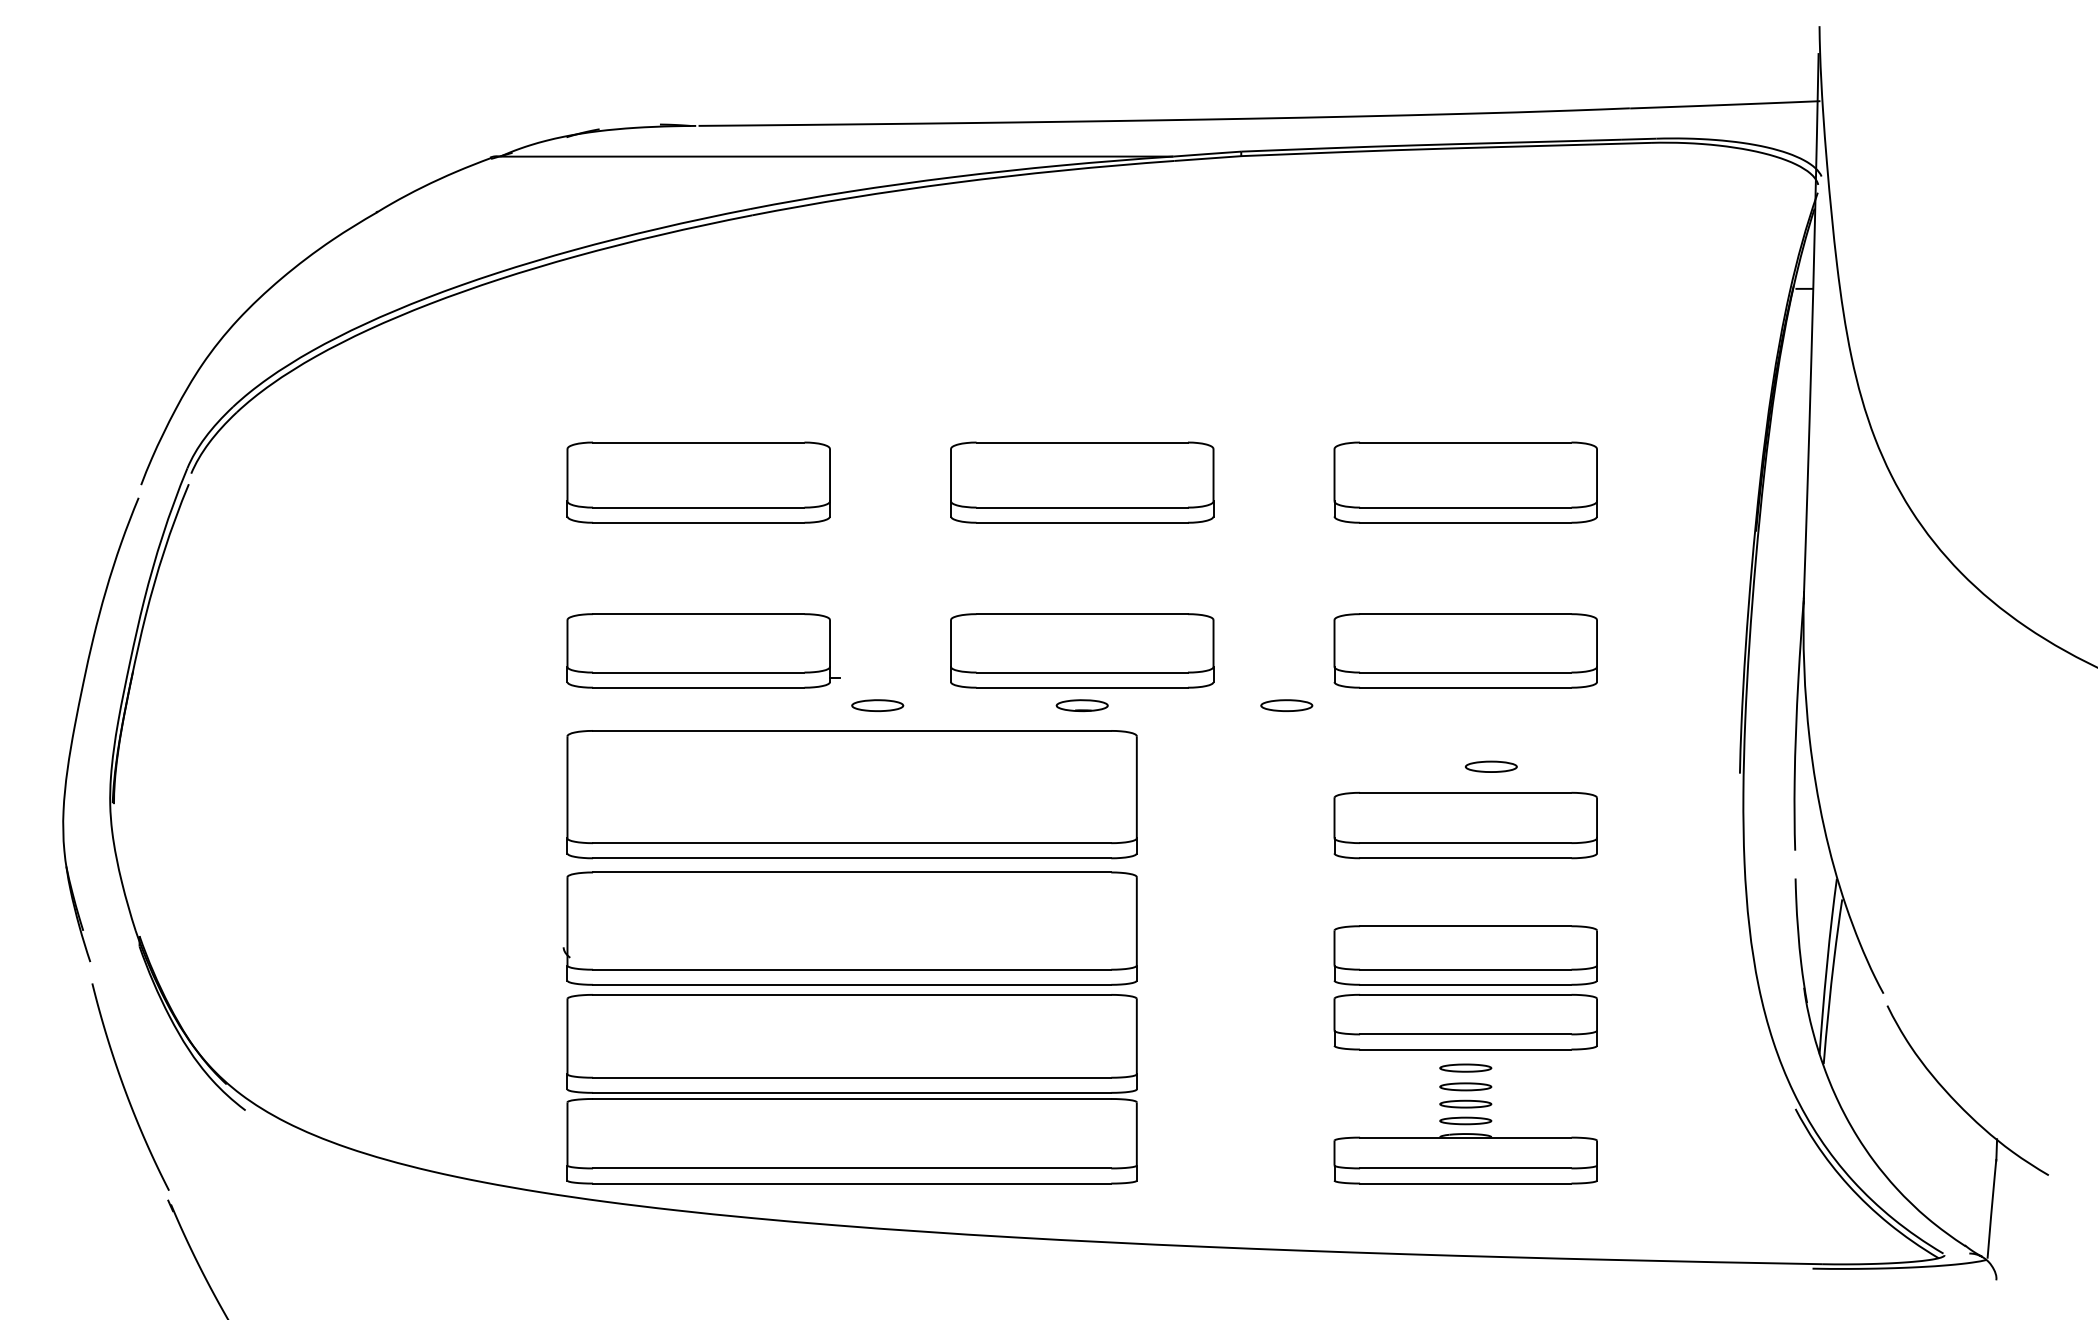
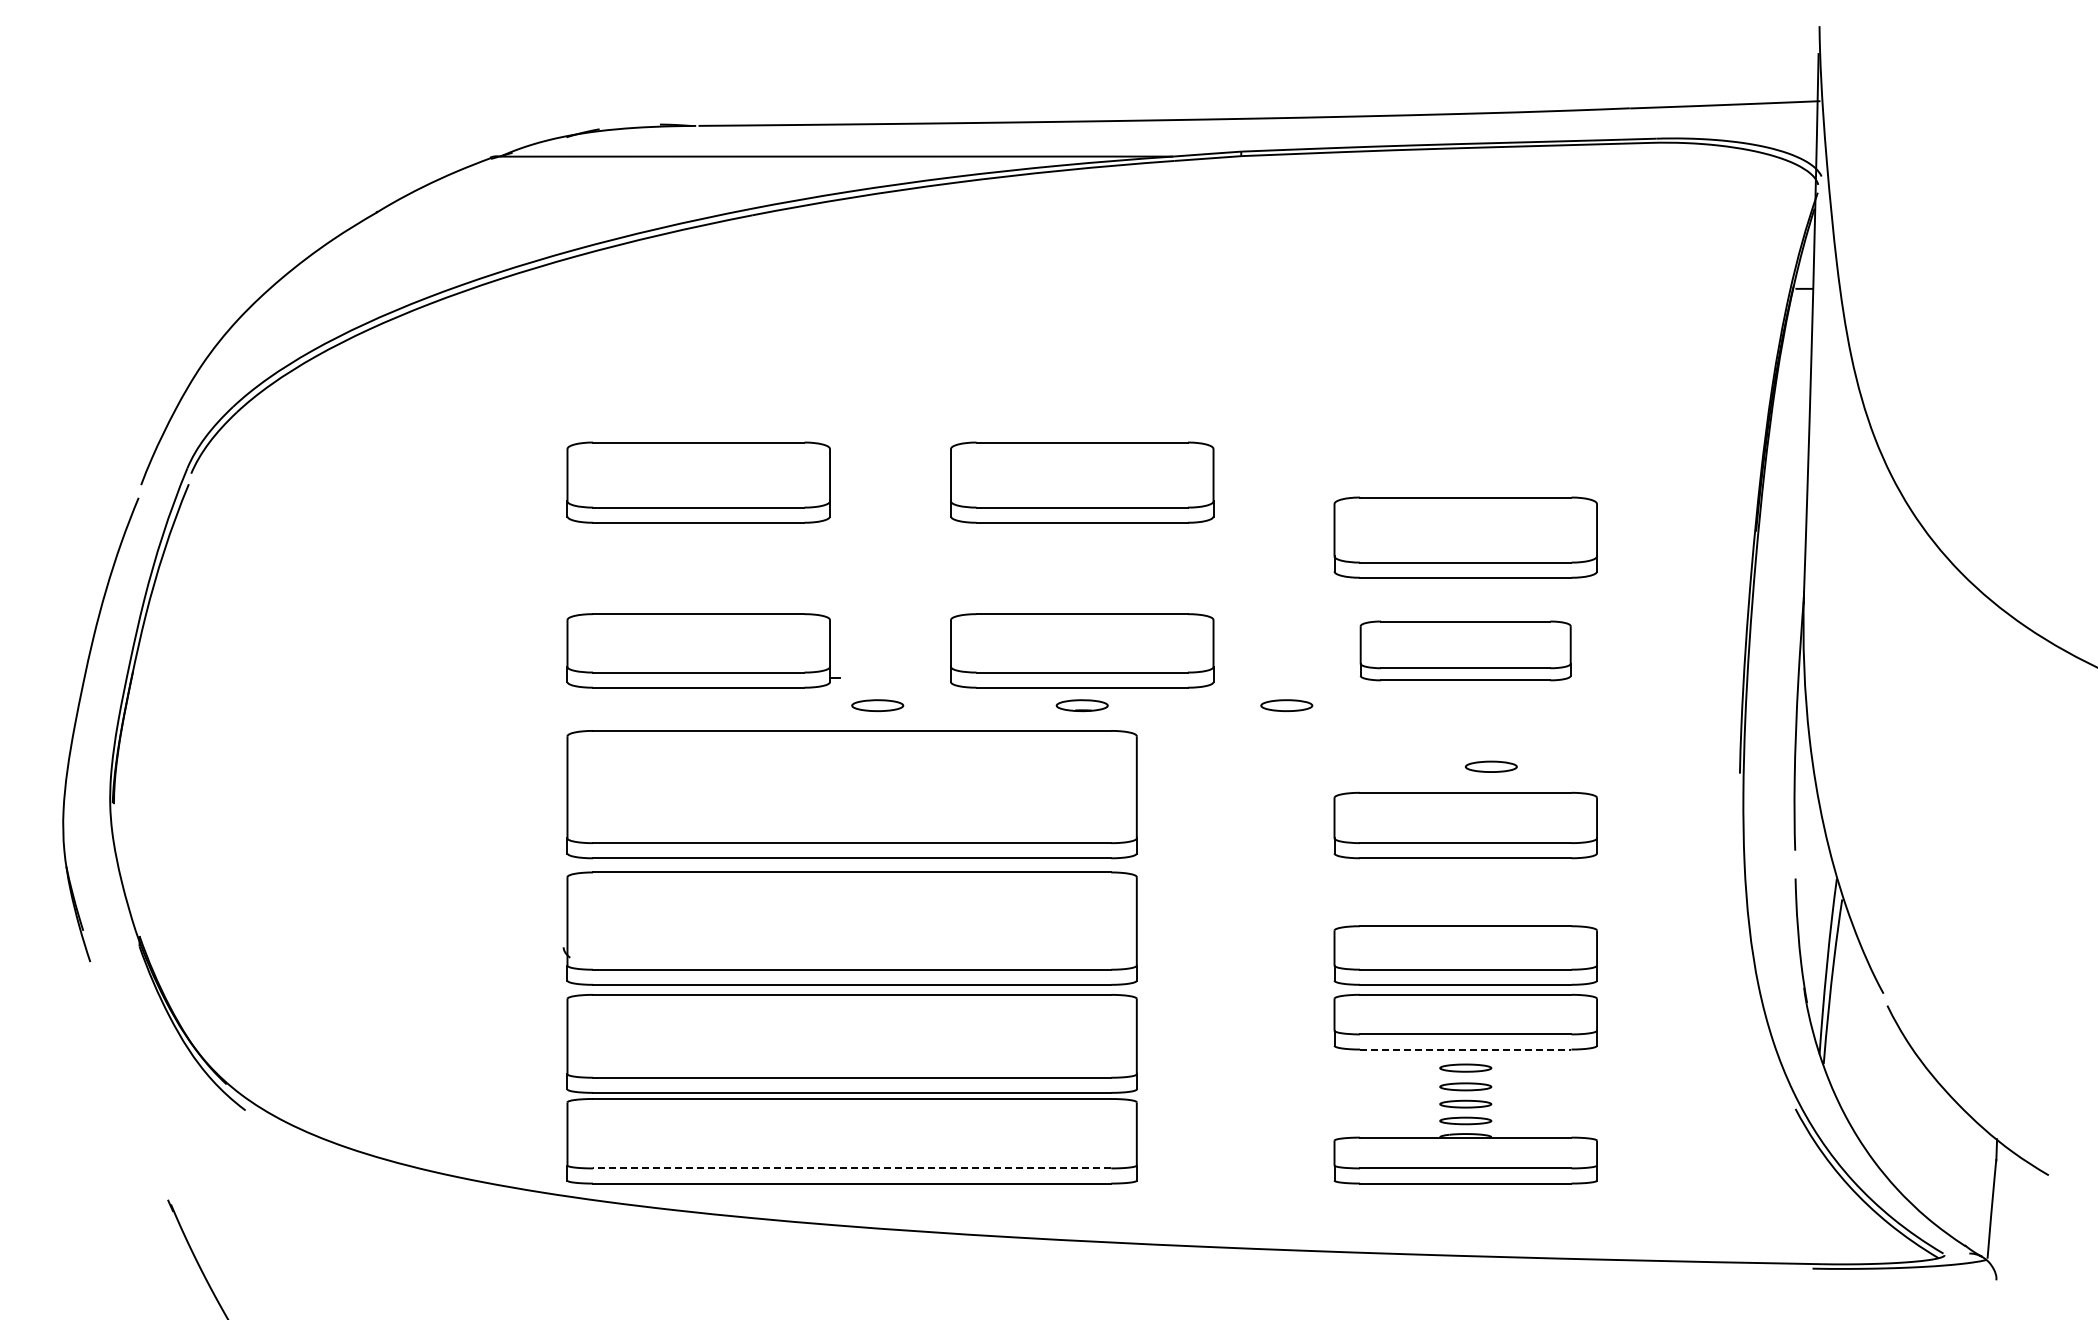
part position: (1465, 482) -> (1465, 537) (1465, 537)
part size: 265x76 px -> 213x62 px (1465, 650)
line: solid -> dashed (1465, 1049)
curve: present -> none (125, 1088)
line: solid -> dashed (851, 1168)
